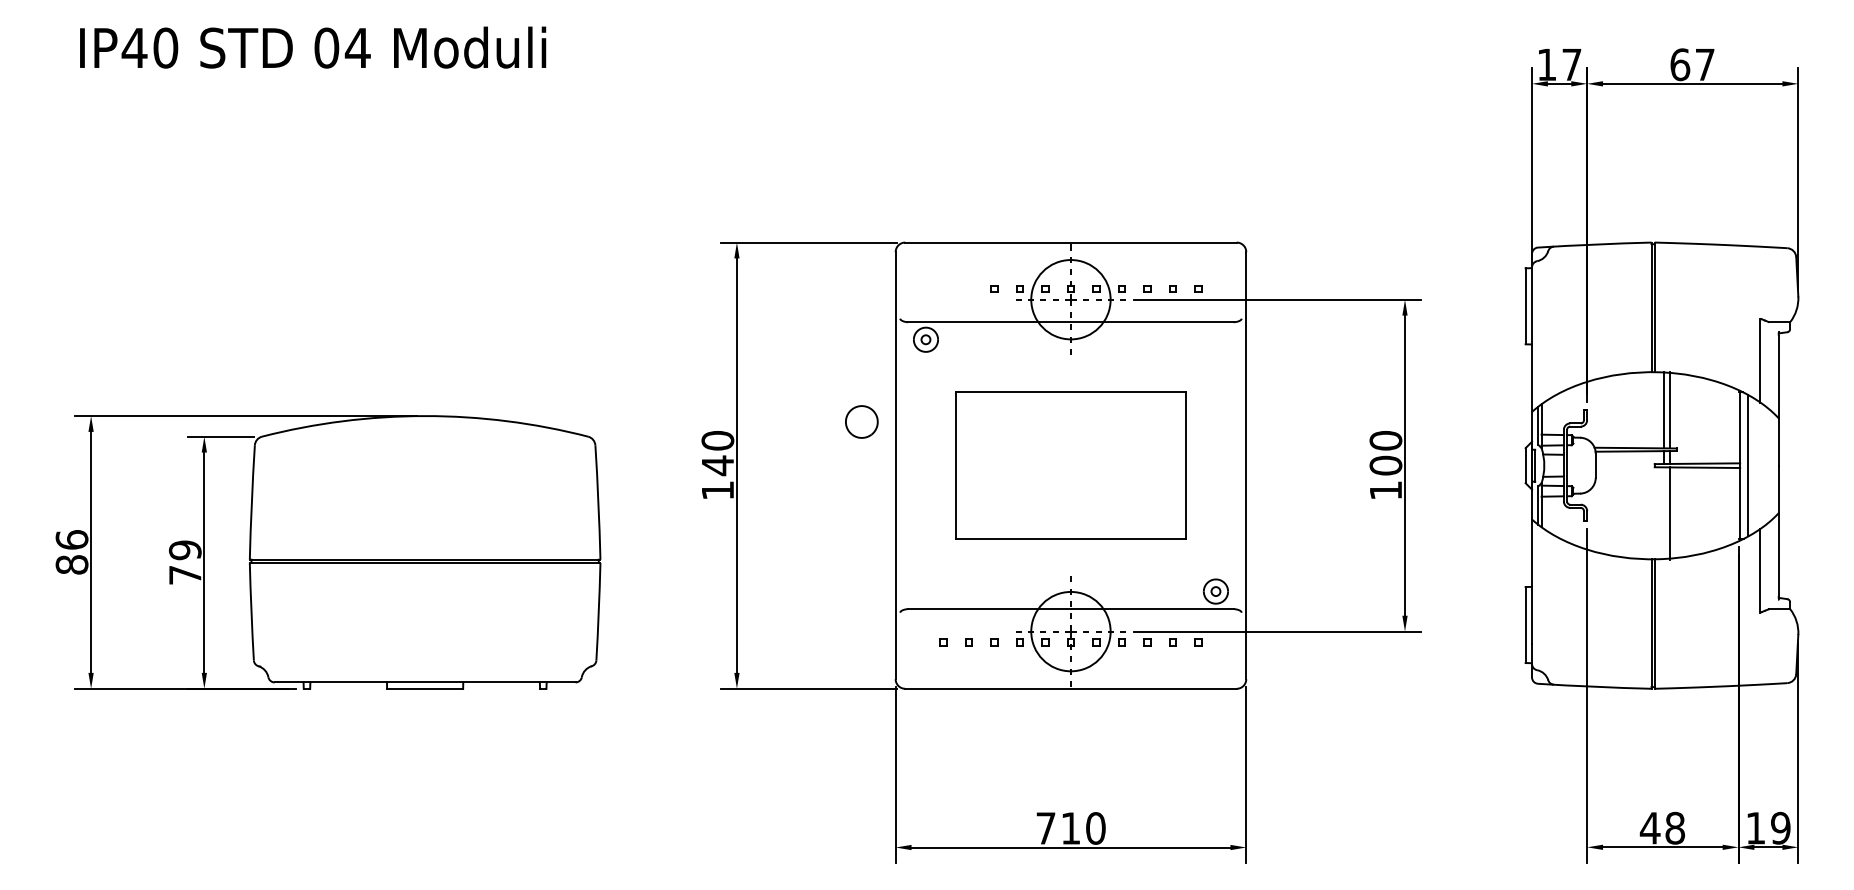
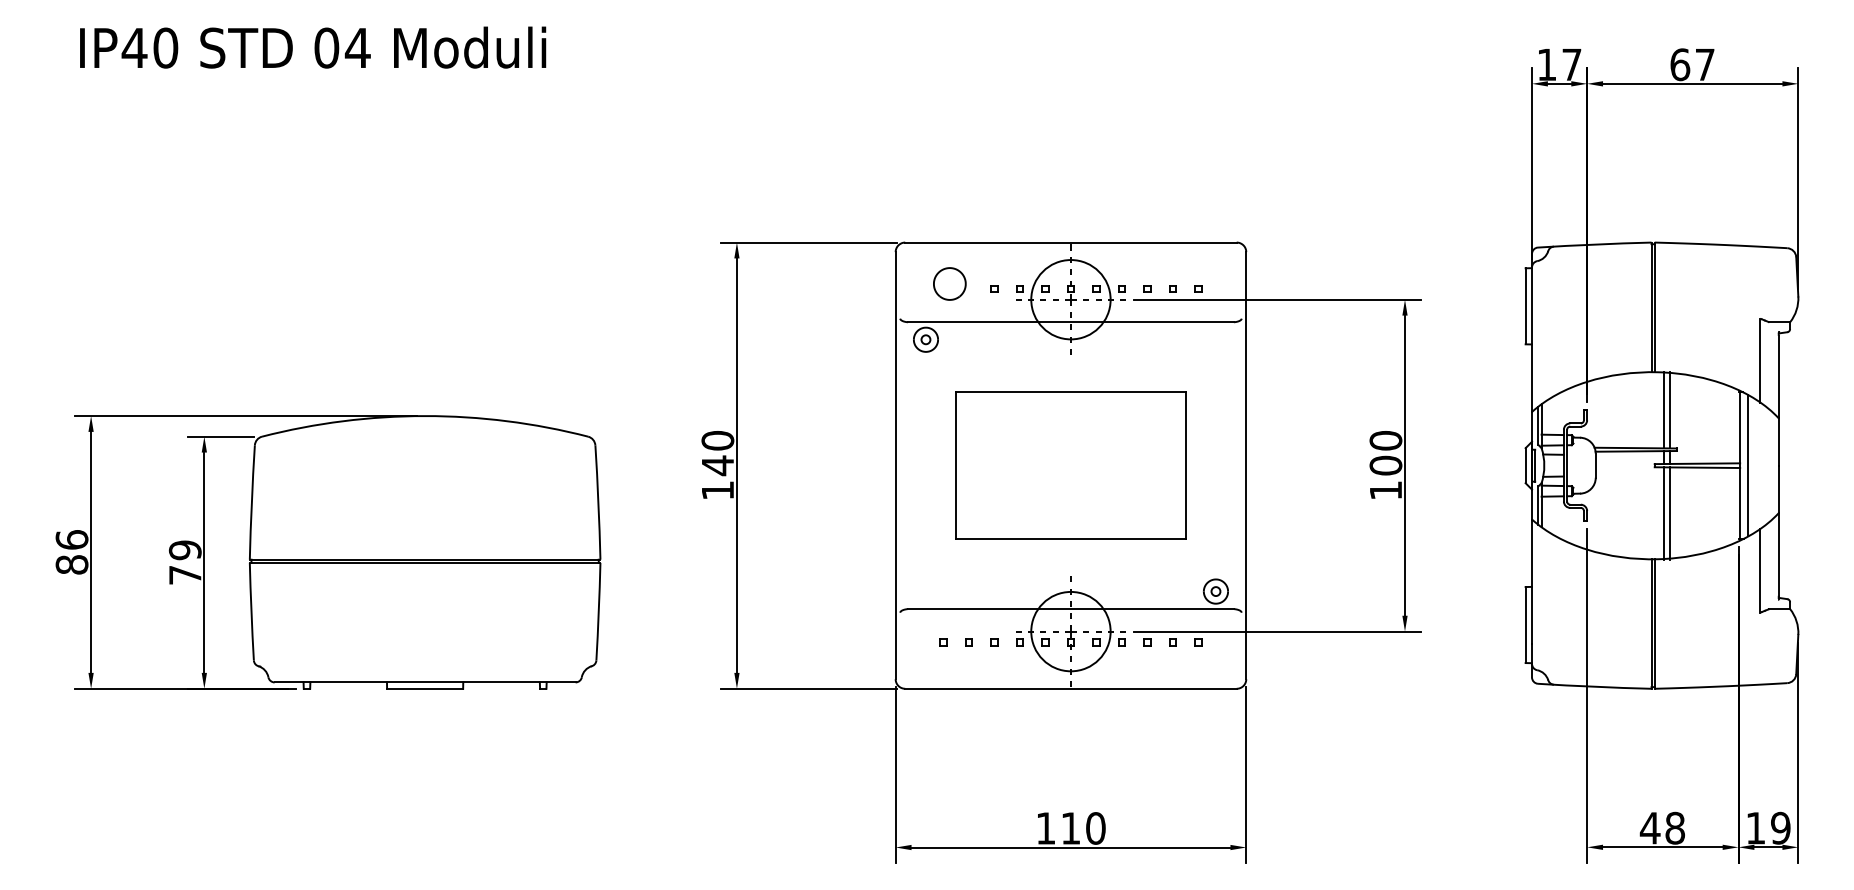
part position: (861, 421) -> (949, 283) (949, 283)
line: none -> present (1664, 513)
text: 710 -> 110 (1045, 828)
